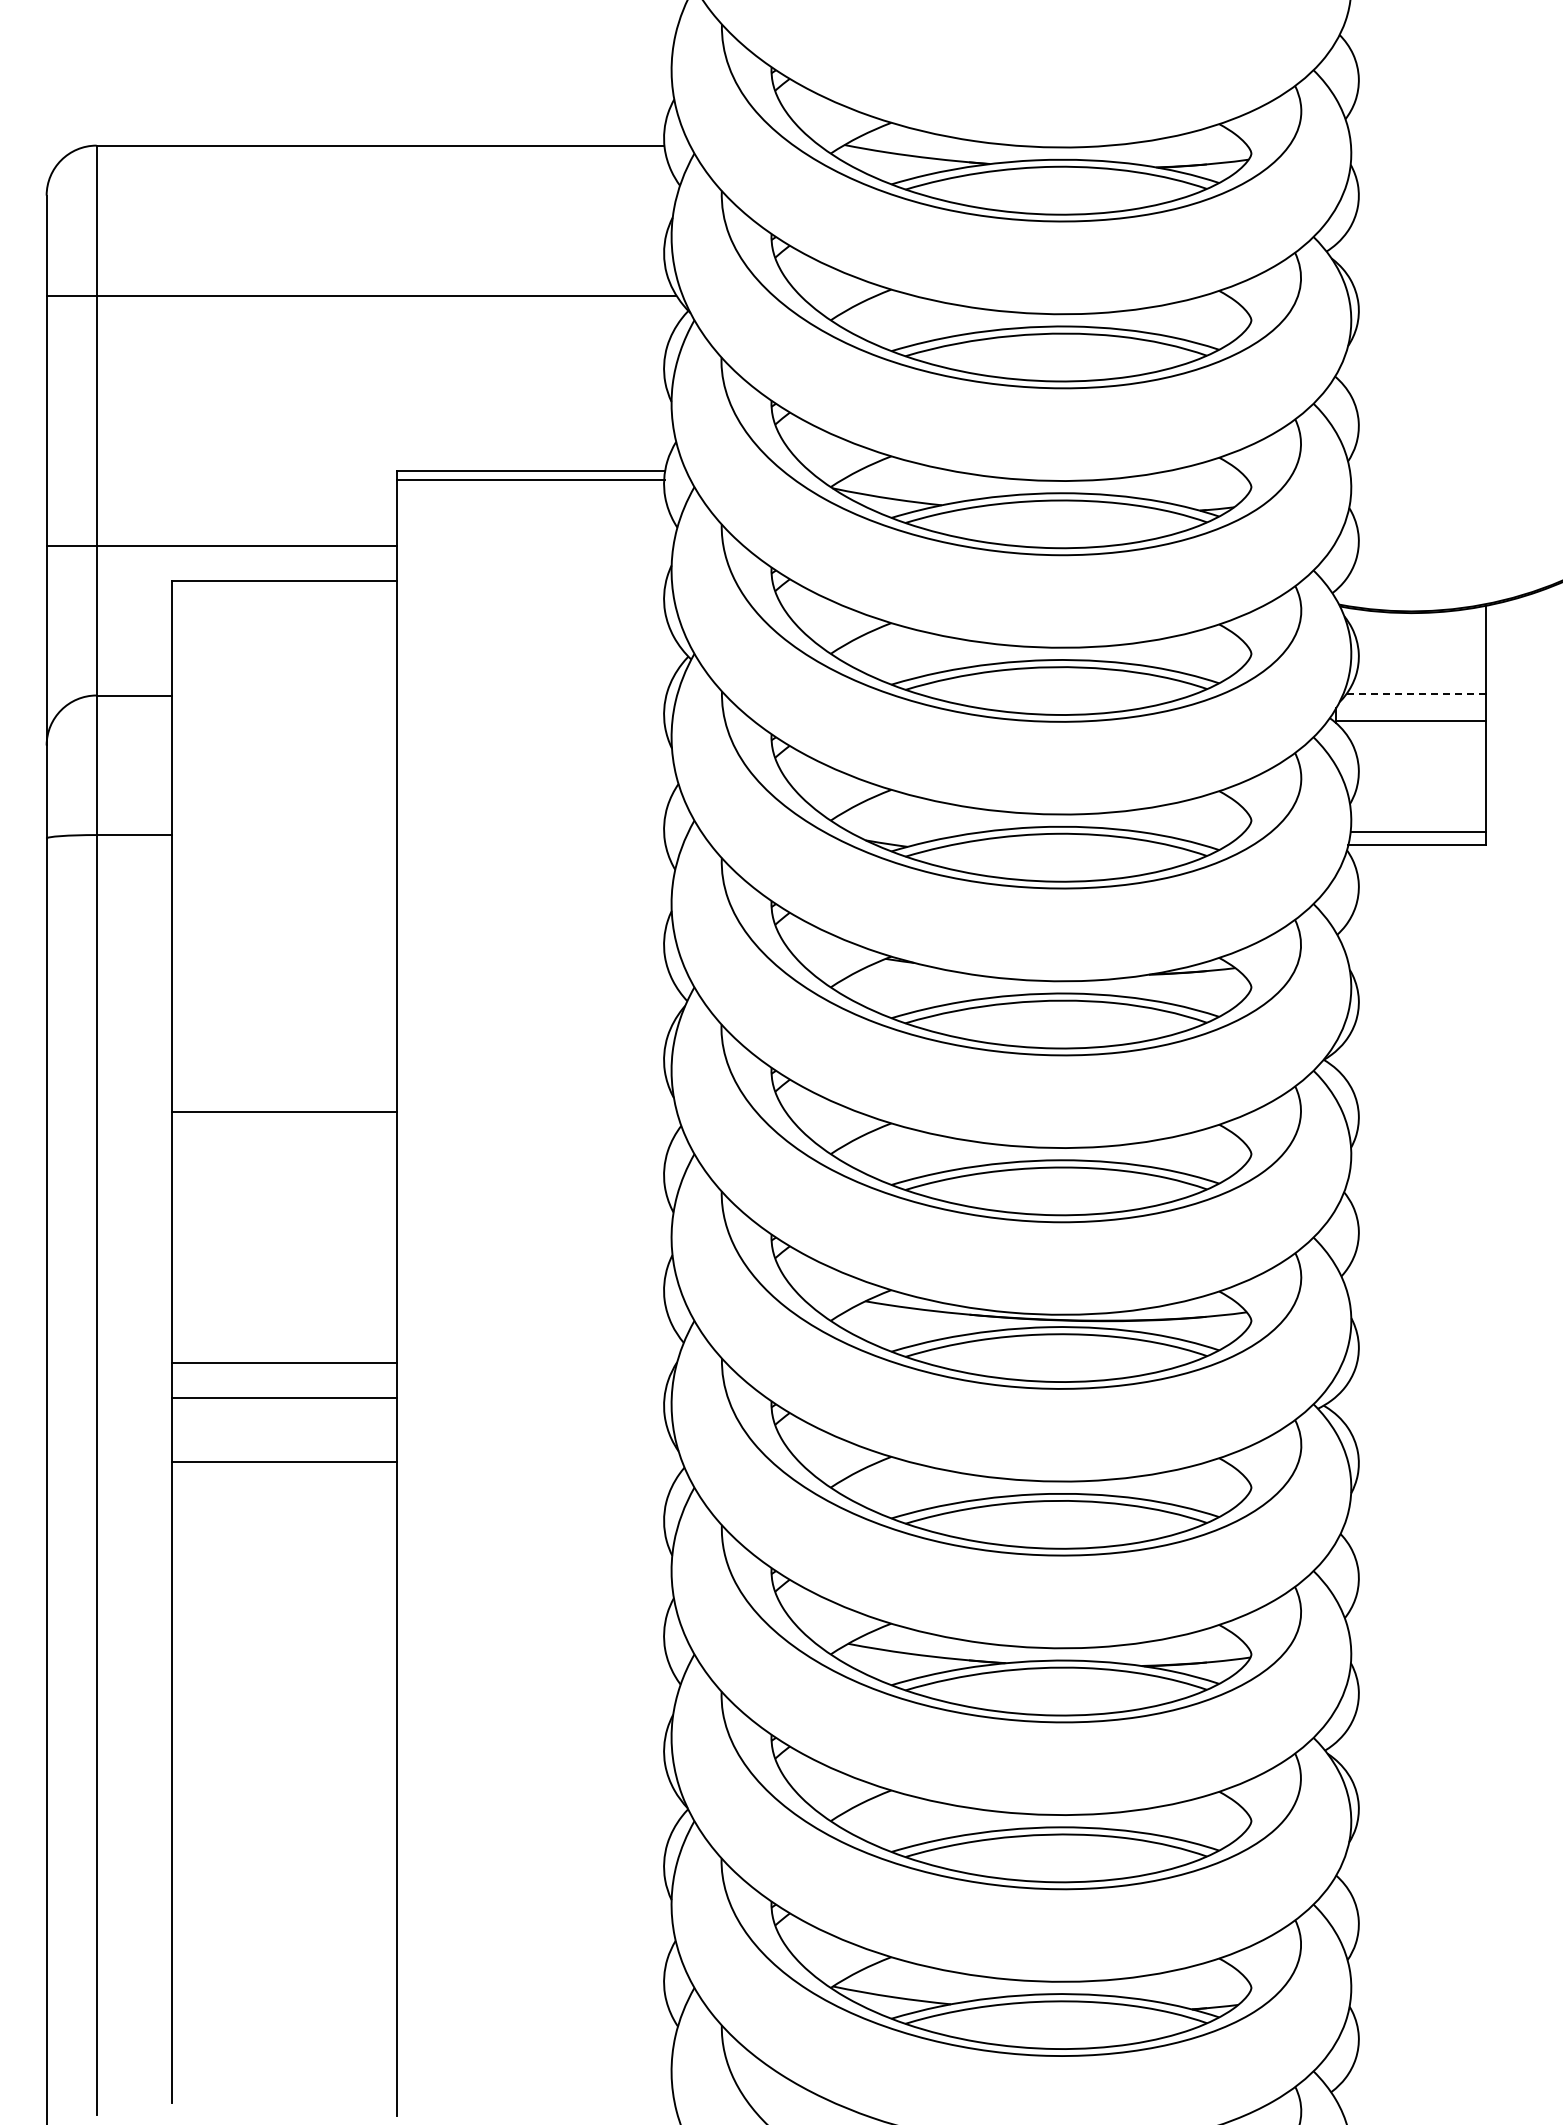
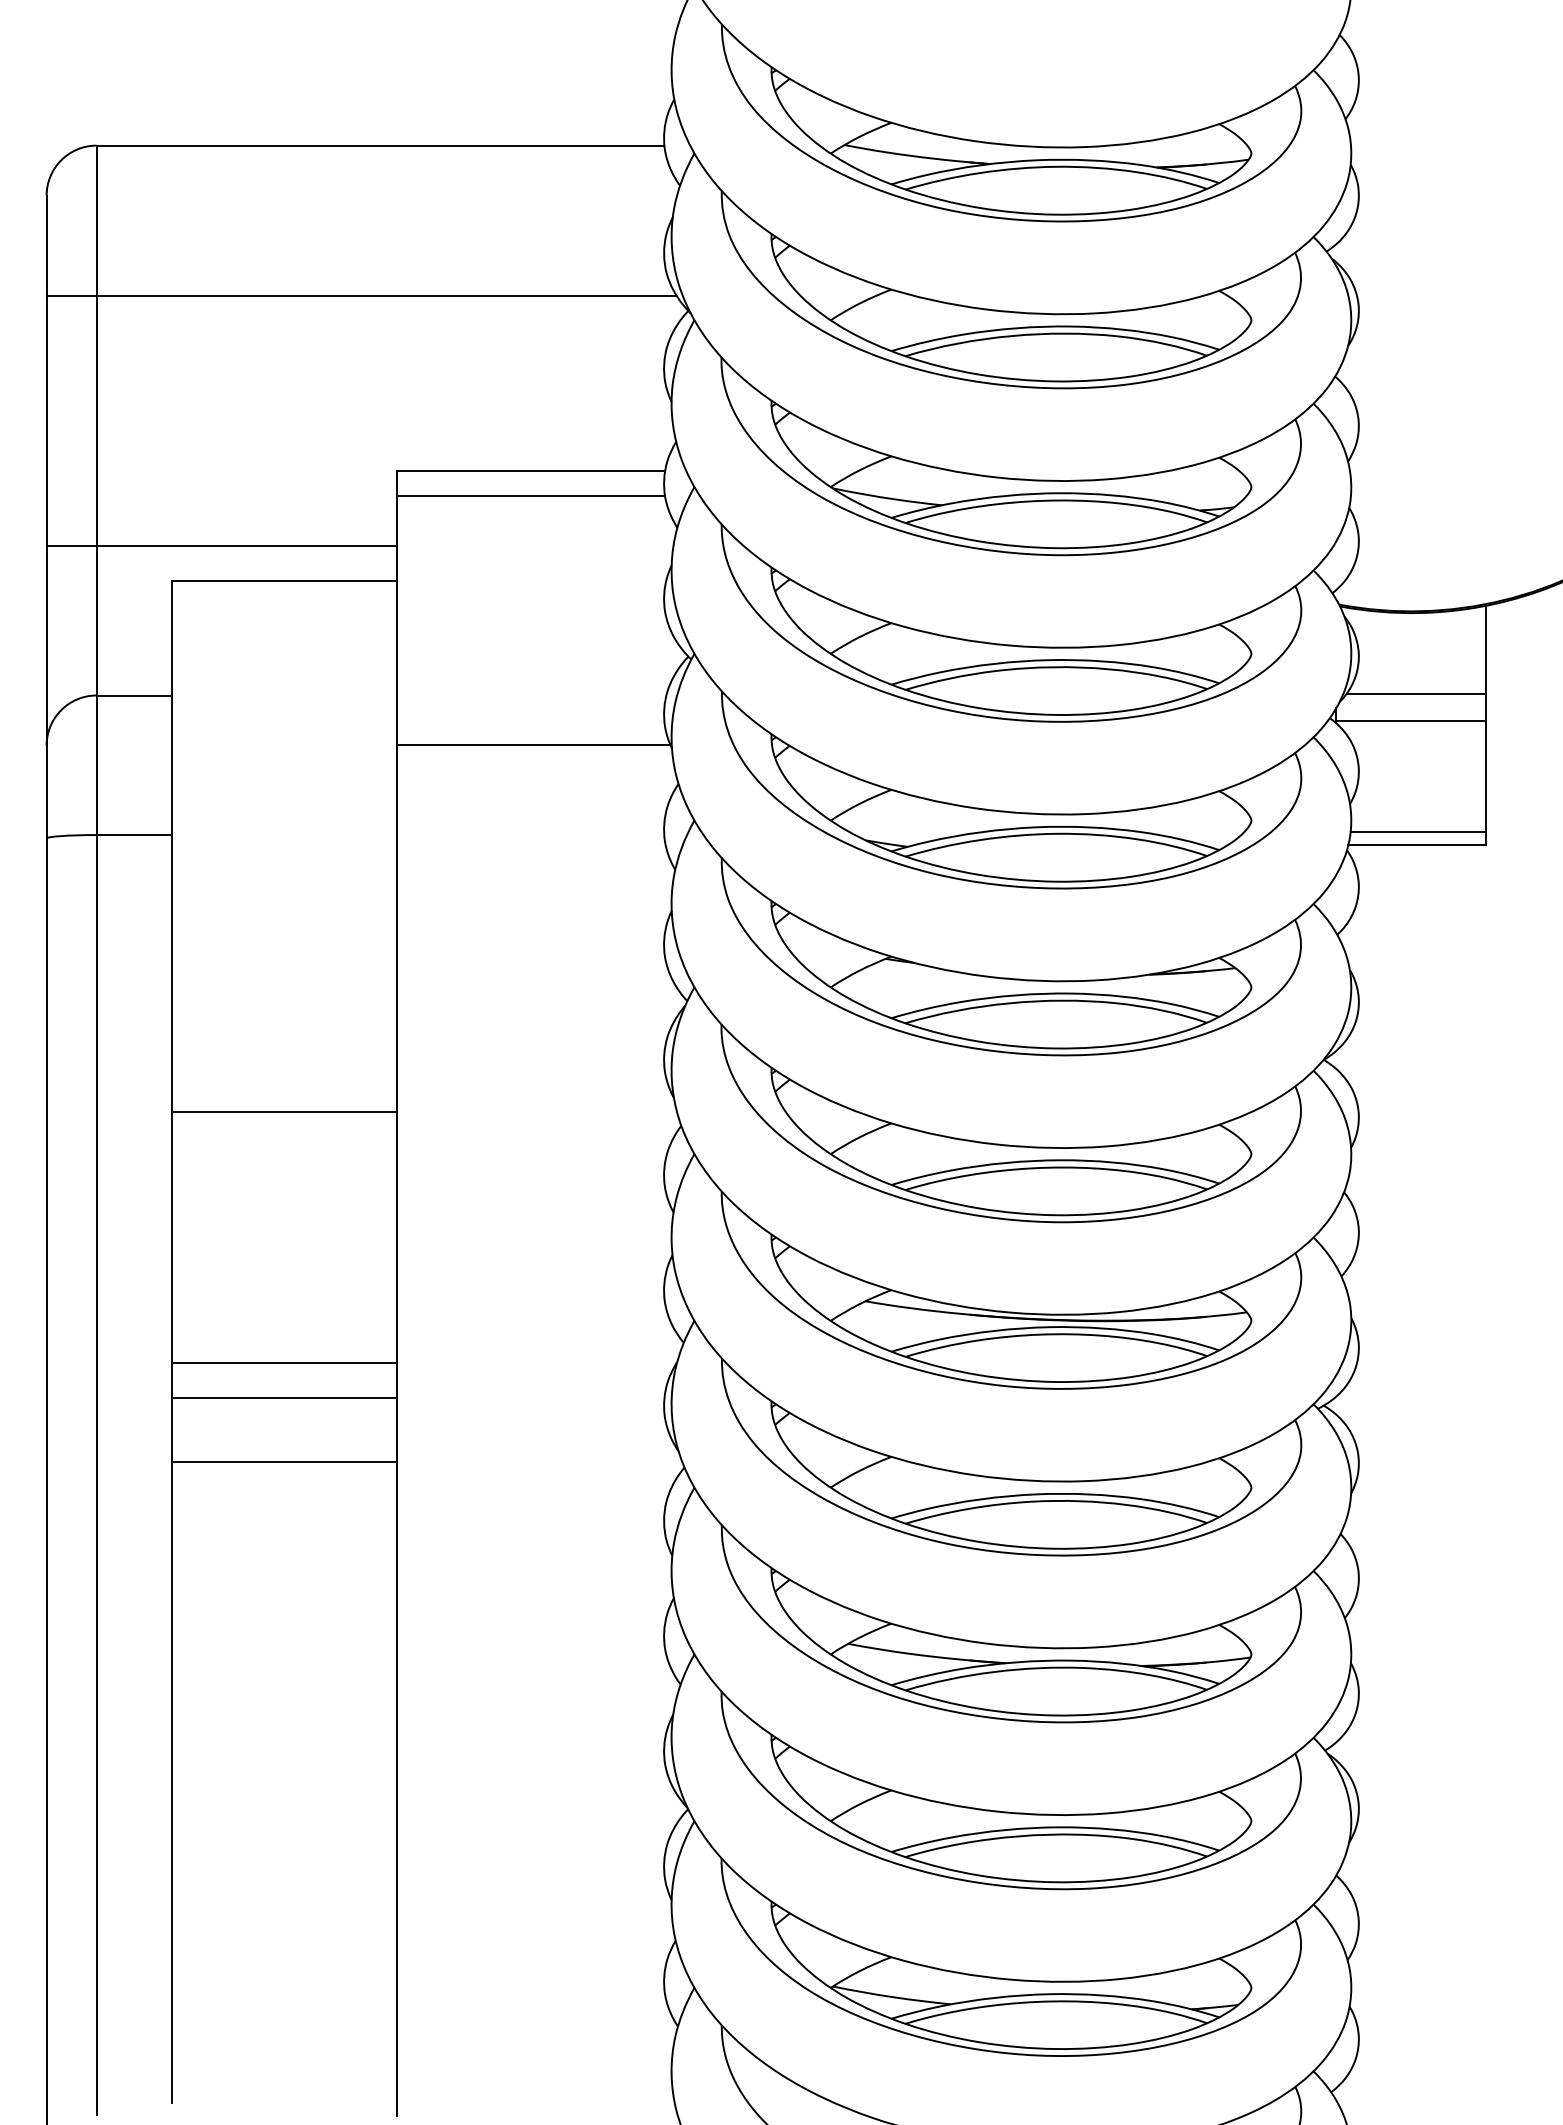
line position: (530, 479) -> (530, 495) (530, 495)
line: dashed -> solid (1416, 693)
line: none -> present (533, 745)
